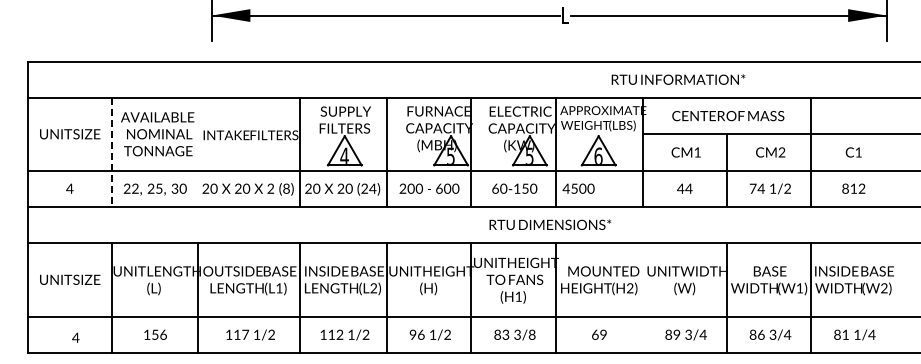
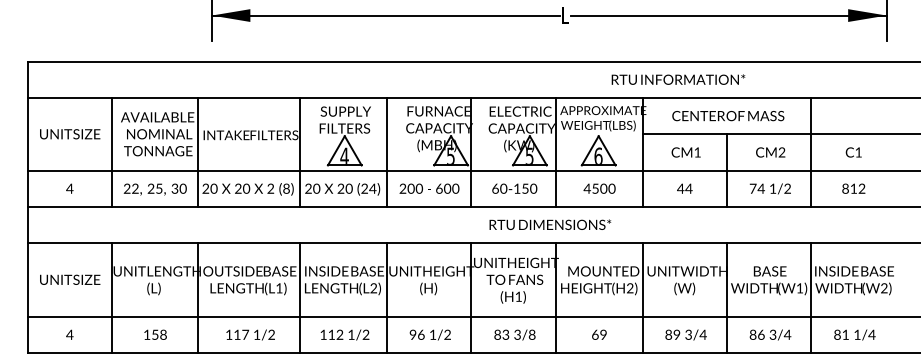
line: none -> present (197, 151)
line: dashed -> solid (112, 152)
text position: (578, 188) -> (599, 188) (599, 188)
line: none -> present (642, 297)
text: 156 -> 158 (163, 334)
text position: (75, 337) -> (69, 334) (69, 334)
